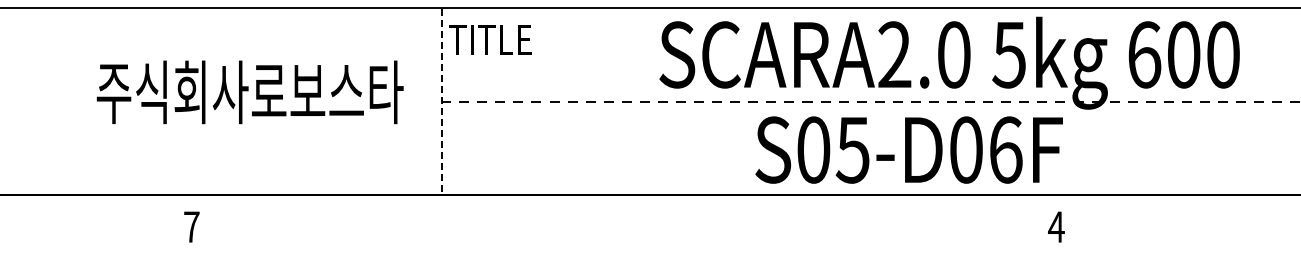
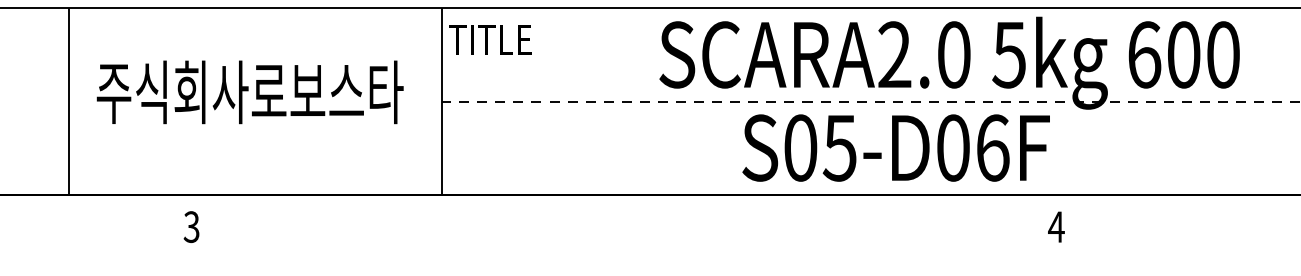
line: none -> present (69, 101)
line: dashed -> solid (441, 101)
text position: (908, 149) -> (895, 147) (895, 147)
text: 7 -> 3 (191, 227)
